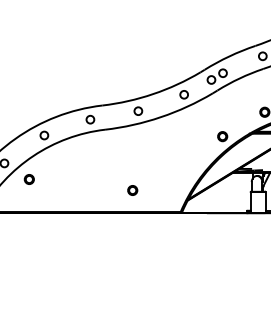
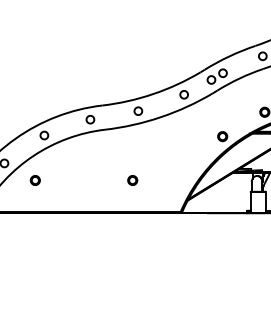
part position: (28, 179) -> (34, 180) (34, 180)
part position: (132, 190) -> (132, 180) (132, 180)
